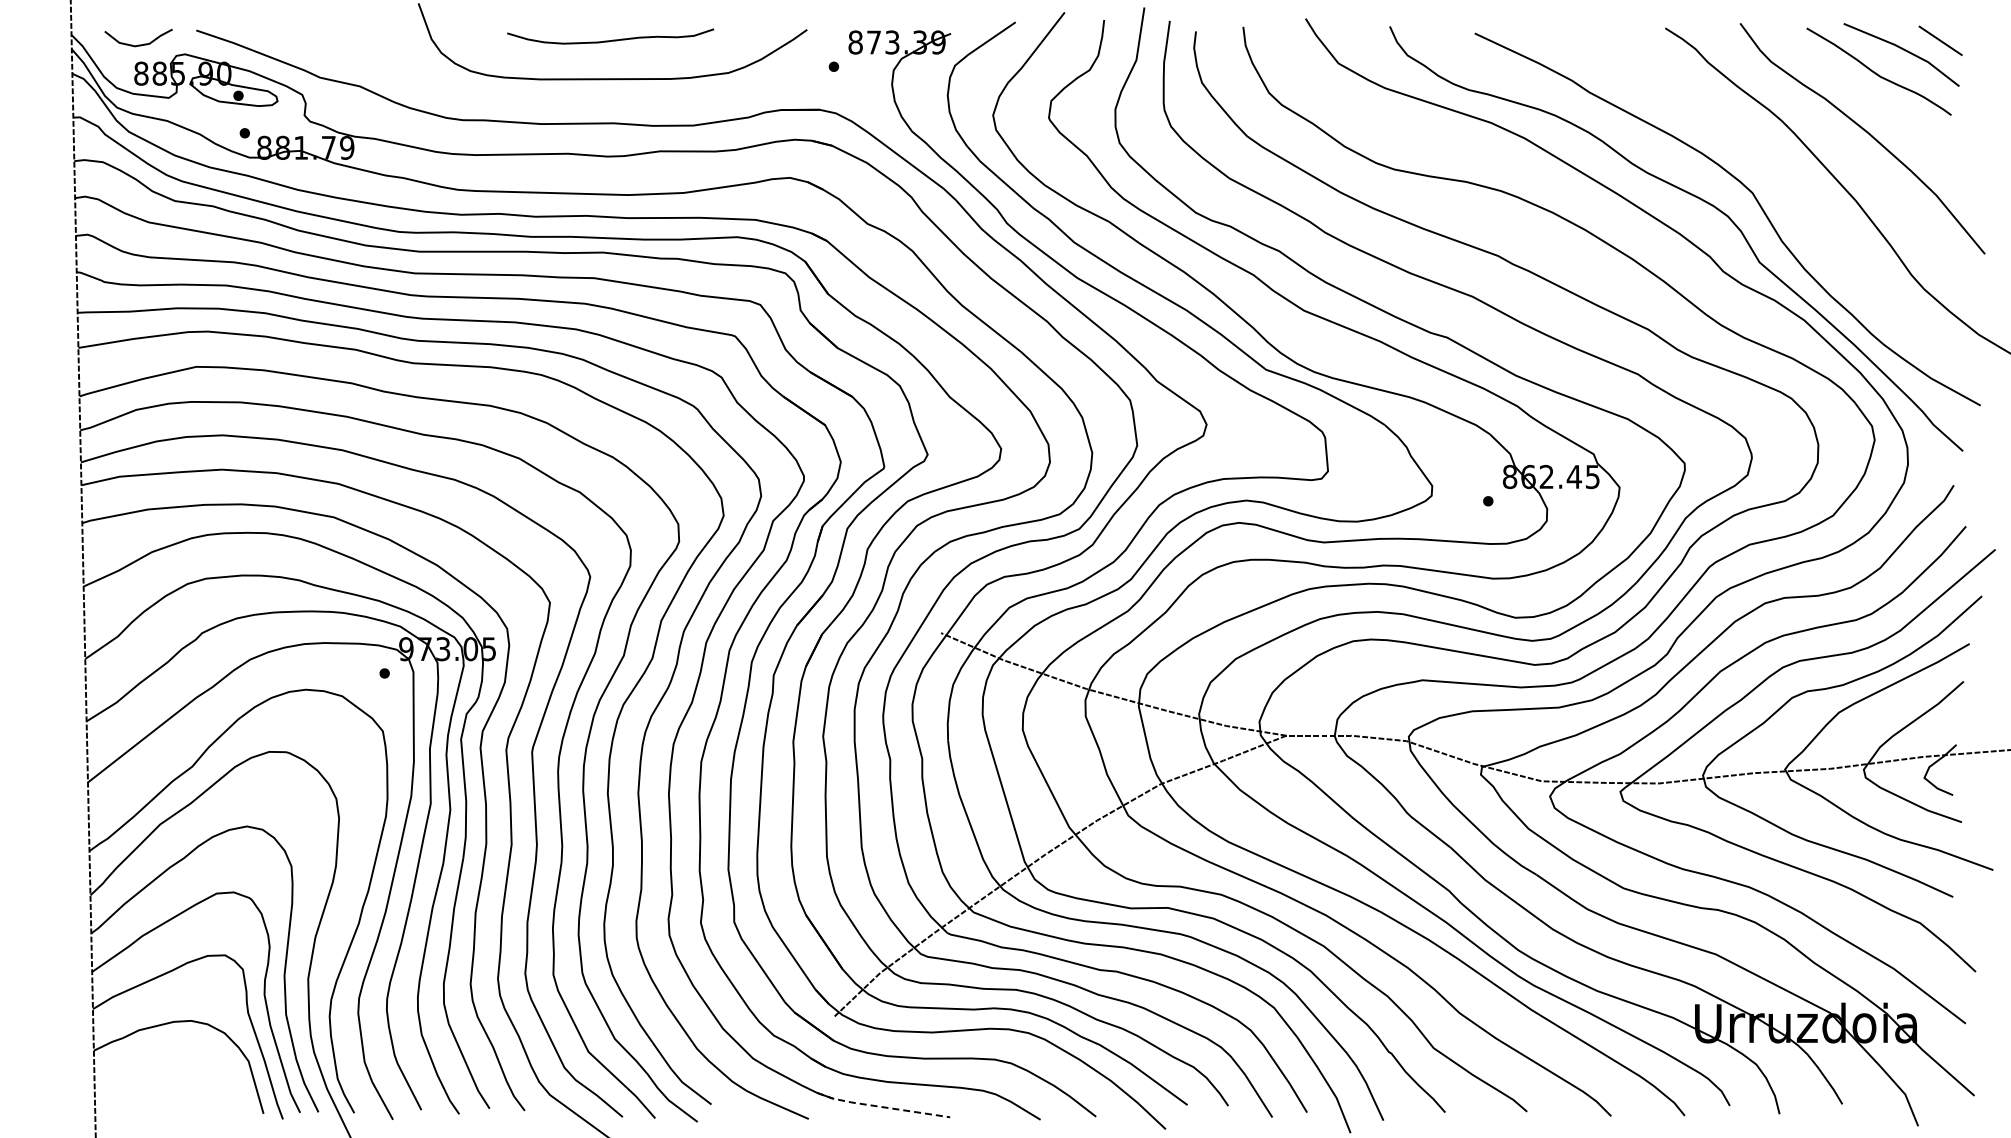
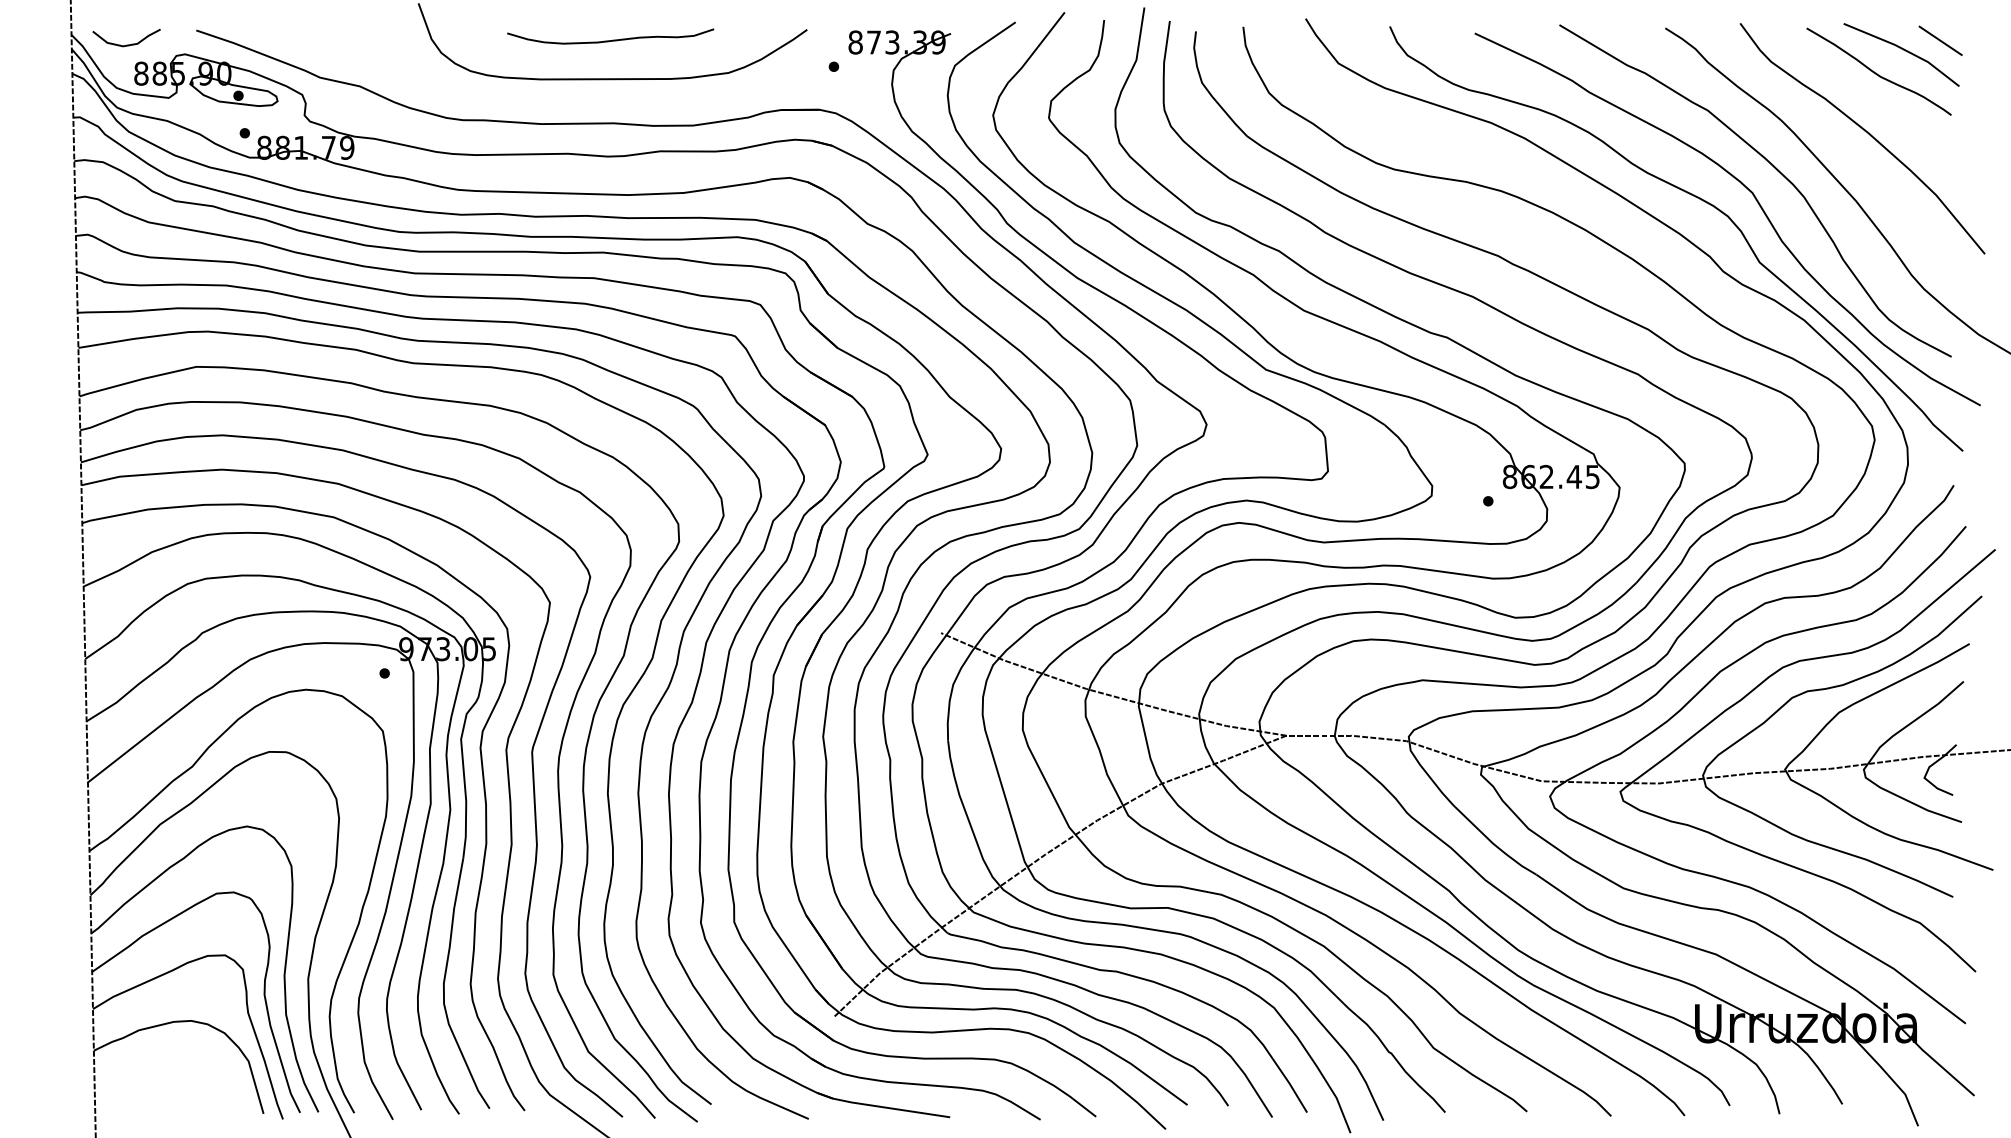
curve position: (138, 44) -> (126, 44) (126, 44)
curve: none -> present (1775, 169)
line: dashed -> solid (882, 1107)
